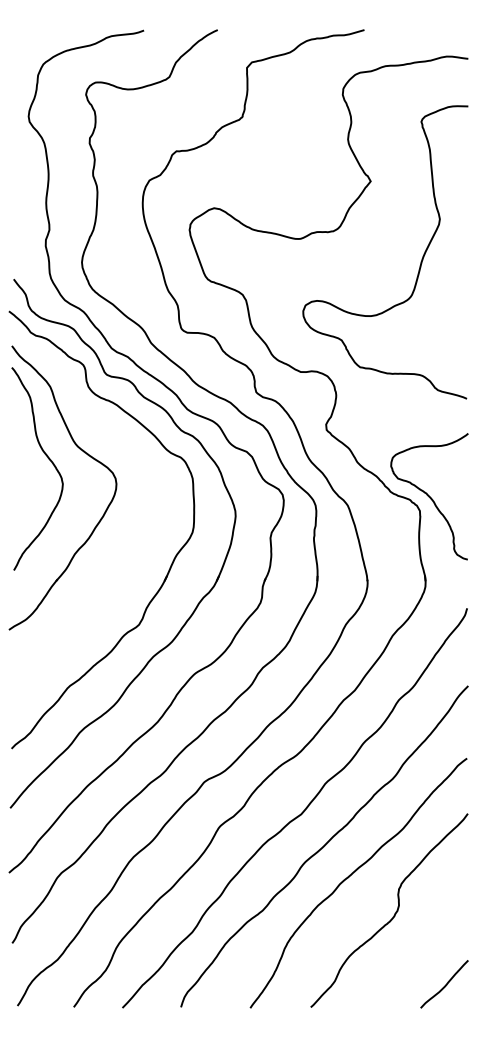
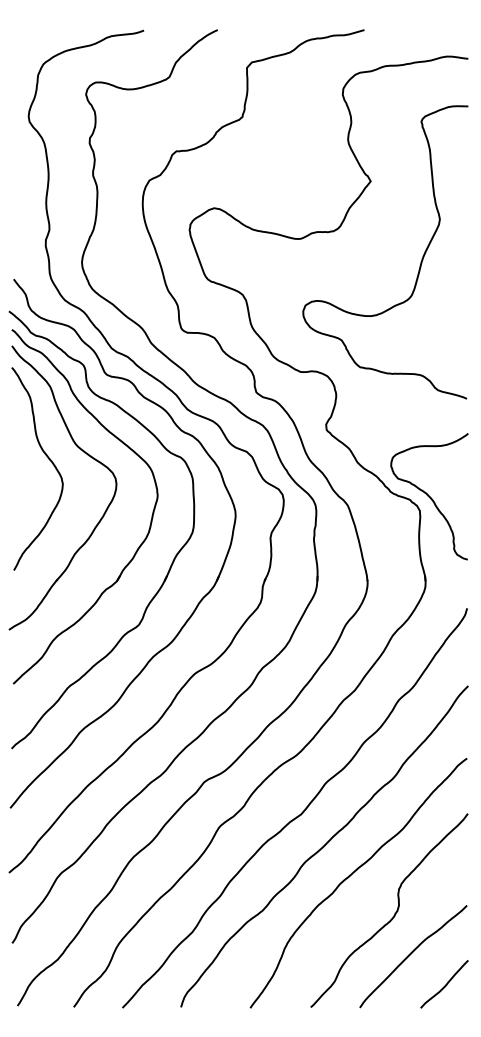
part: none -> present (138, 546)
curve: none -> present (411, 954)
